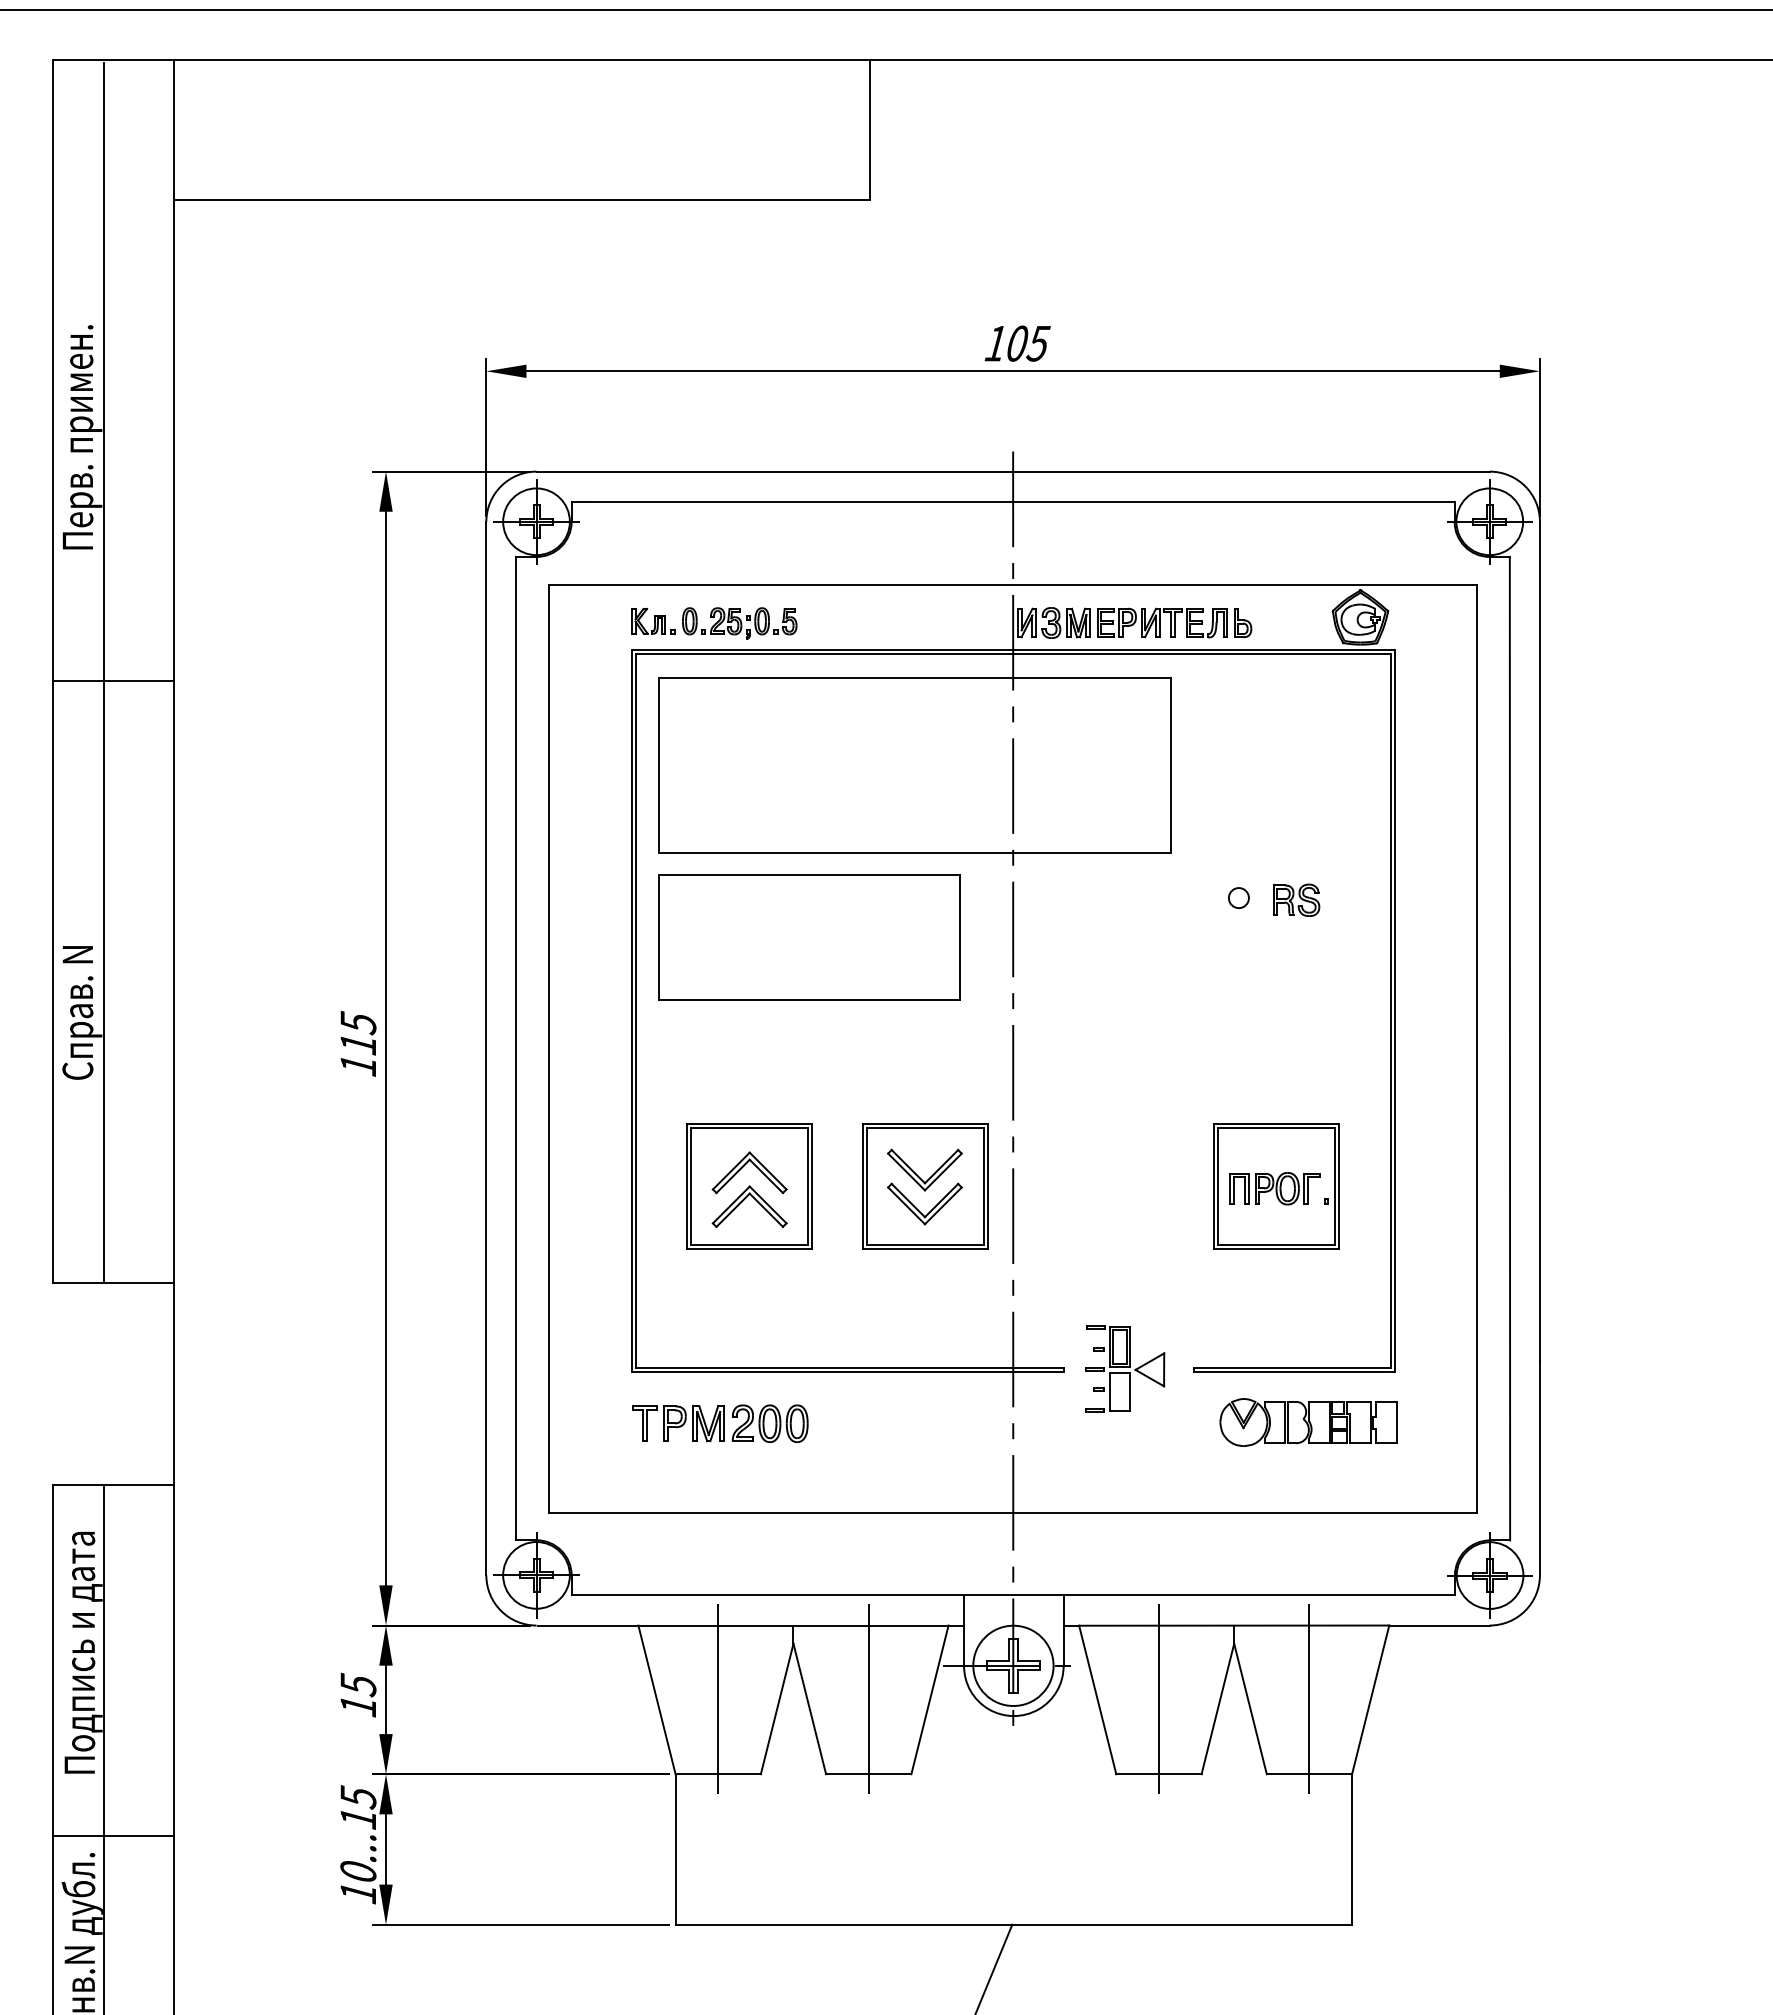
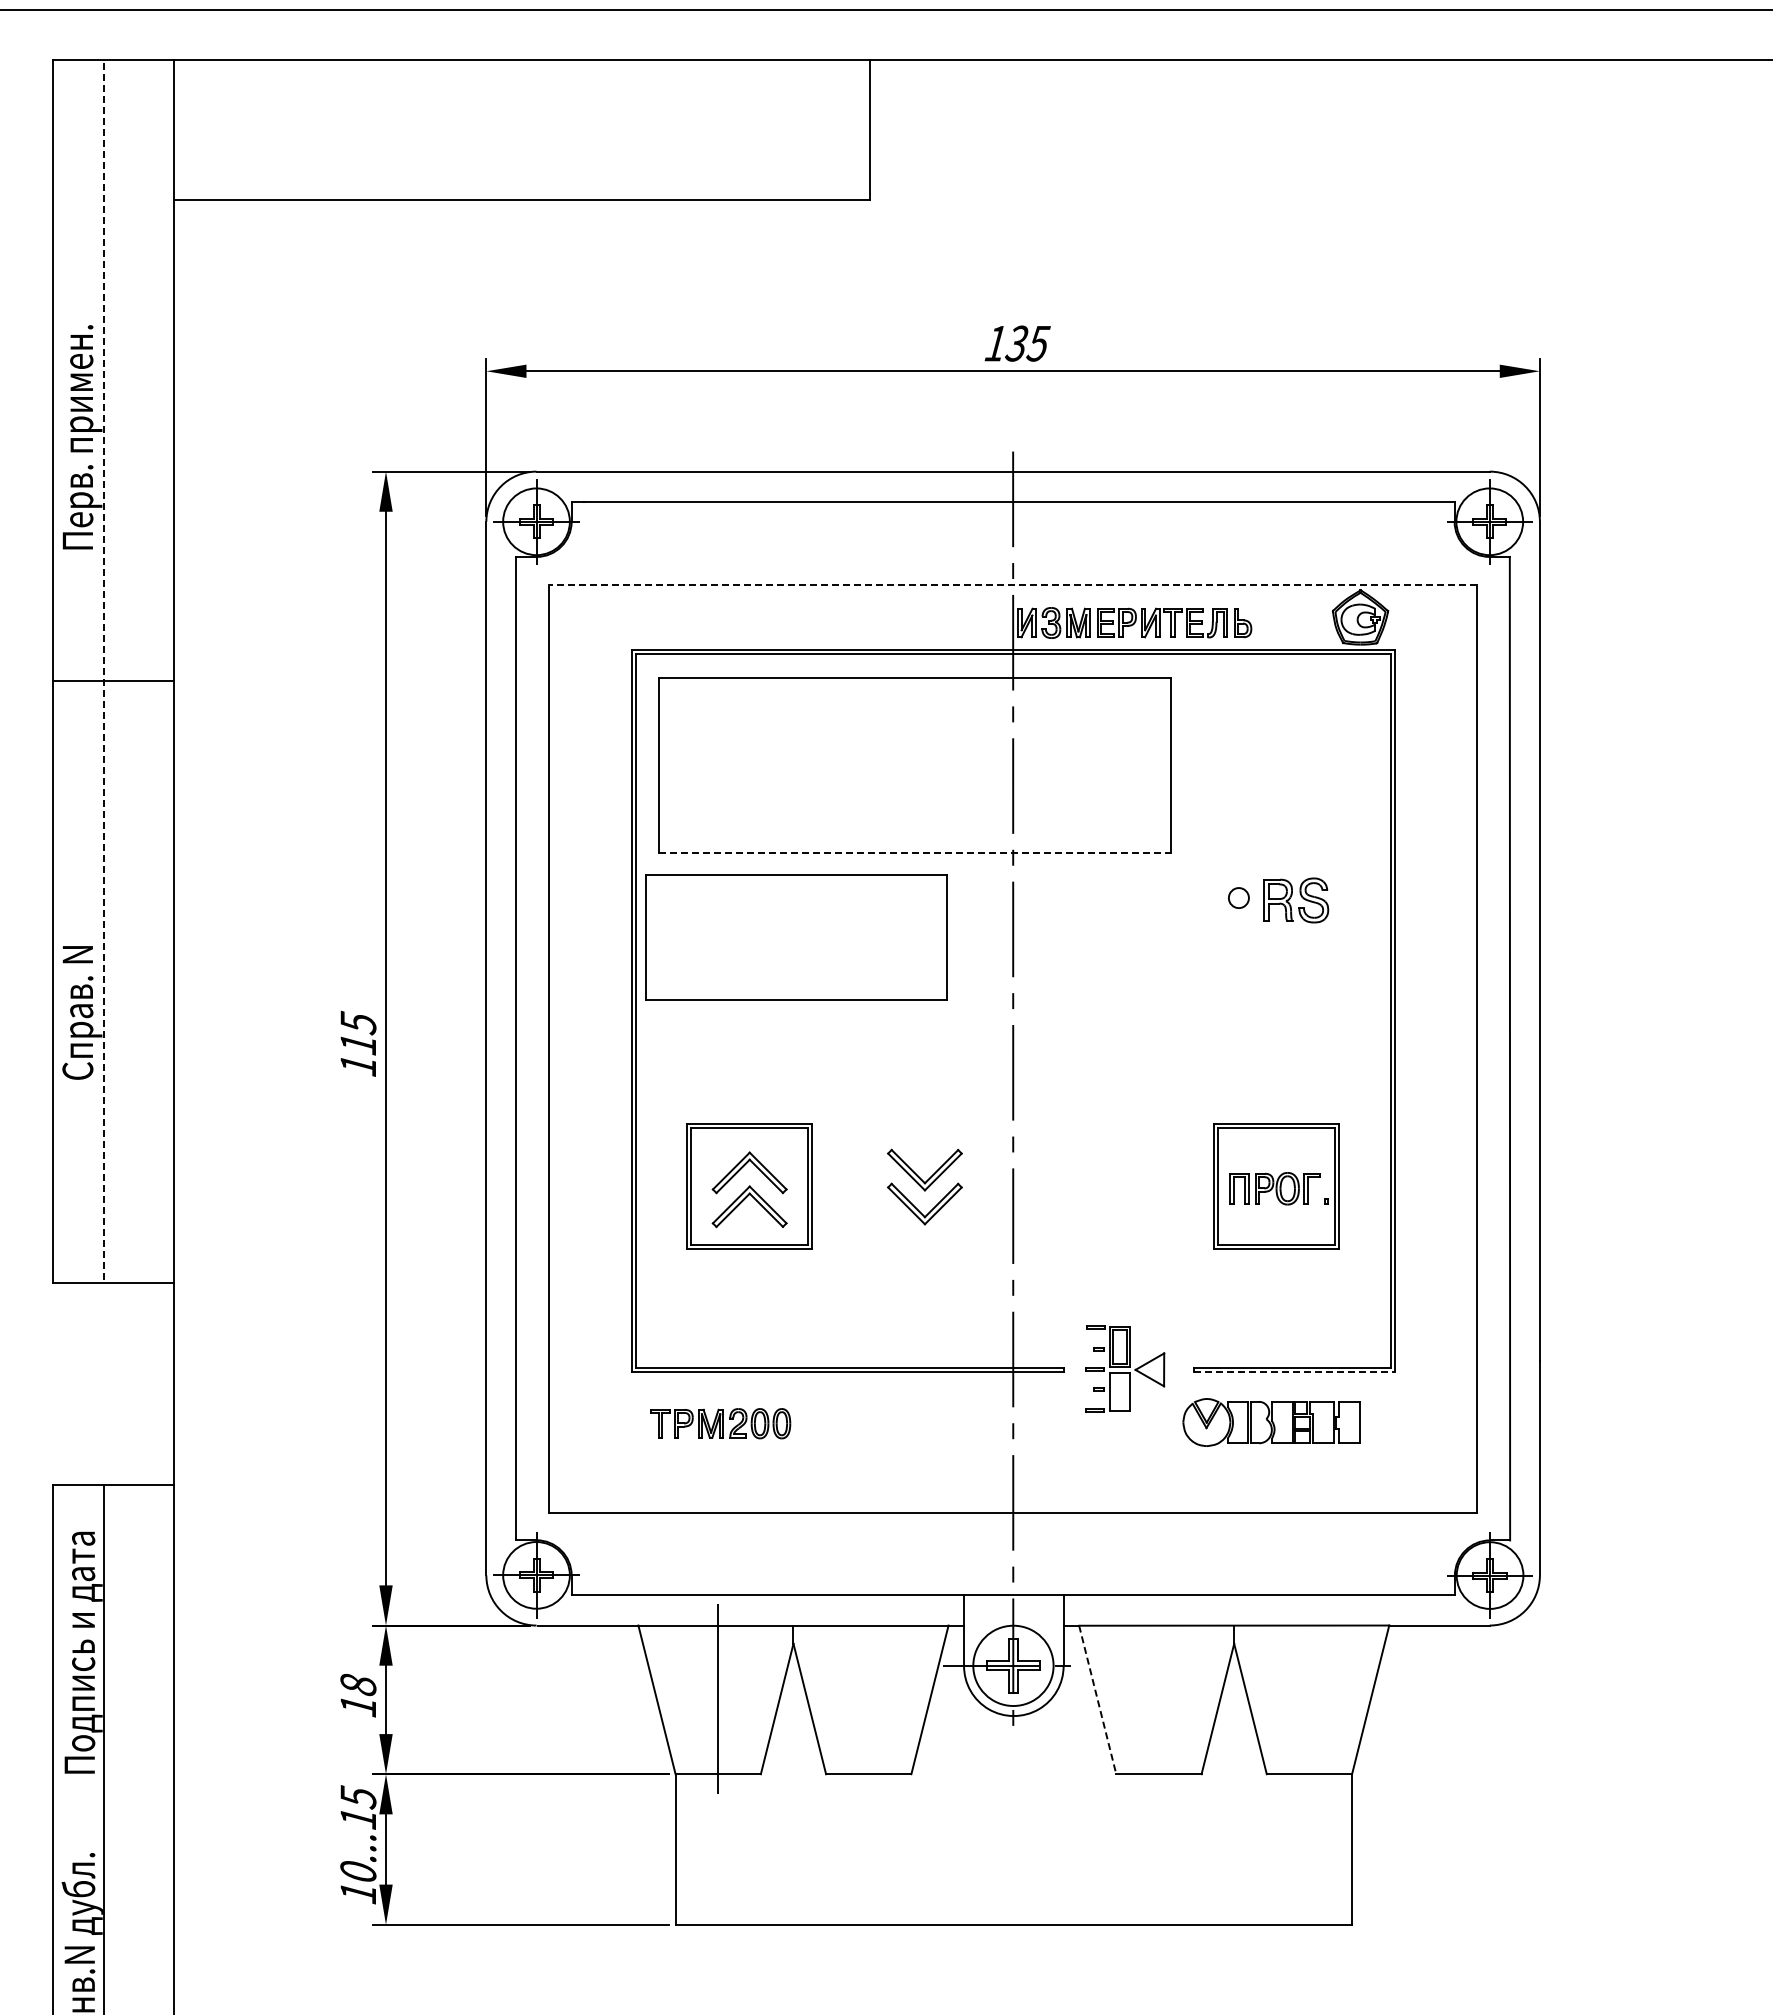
text: 105 -> 135 (1016, 343)
line: solid -> dashed (1012, 584)
part: present -> none (714, 623)
line: solid -> dashed (103, 673)
line: solid -> dashed (915, 853)
part size: 48x34 px -> 67x47 px (1296, 900)
part position: (809, 937) -> (796, 937) (796, 937)
part: present -> none (925, 1186)
line: solid -> dashed (1295, 1372)
part position: (1308, 1422) -> (1271, 1422) (1271, 1422)
part size: 177x39 px -> 142x32 px (720, 1423)
text: 15 -> 18 (358, 1684)
line: present -> none (868, 1698)
line: present -> none (1158, 1698)
line: present -> none (1309, 1698)
line: solid -> dashed (1097, 1699)
line: present -> none (113, 1836)
line: present -> none (994, 1967)
